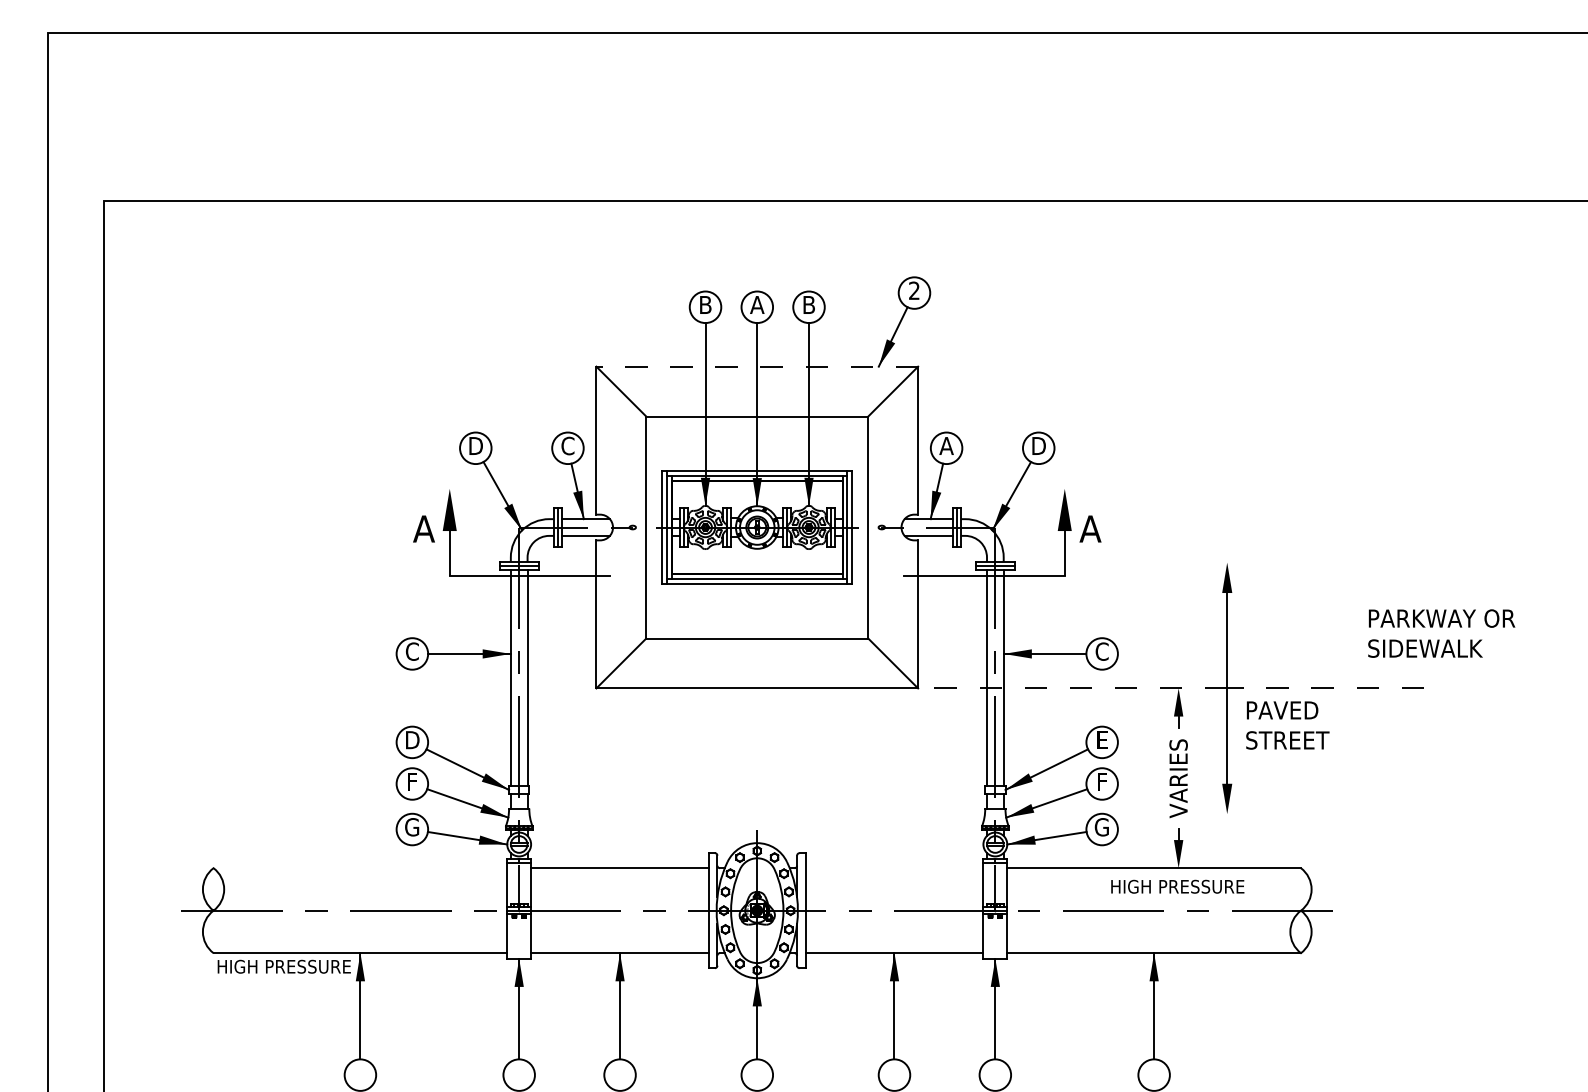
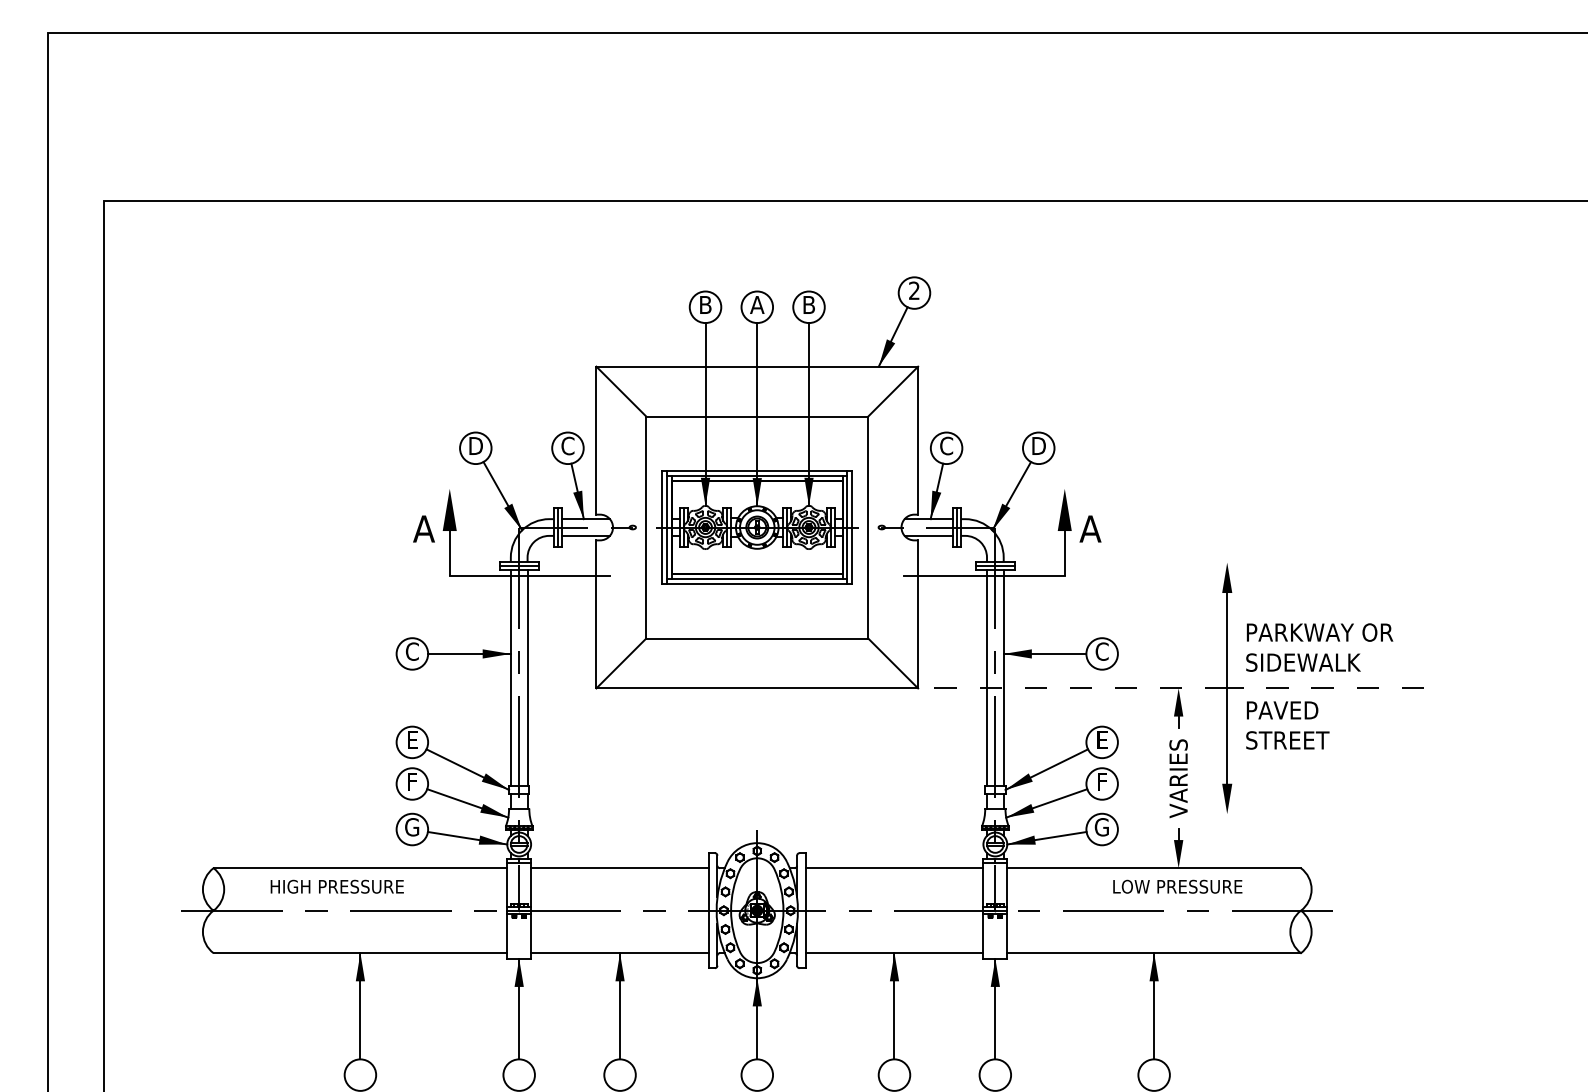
line: dashed -> solid (757, 366)
text: A -> C (946, 445)
text position: (1441, 633) -> (1319, 647) (1319, 647)
text: D -> E (412, 740)
line: none -> present (360, 868)
line: none -> present (894, 868)
text: HIGH PRESSURE -> LOW PRESSURE (1177, 886)
text position: (283, 966) -> (336, 886) (336, 886)
